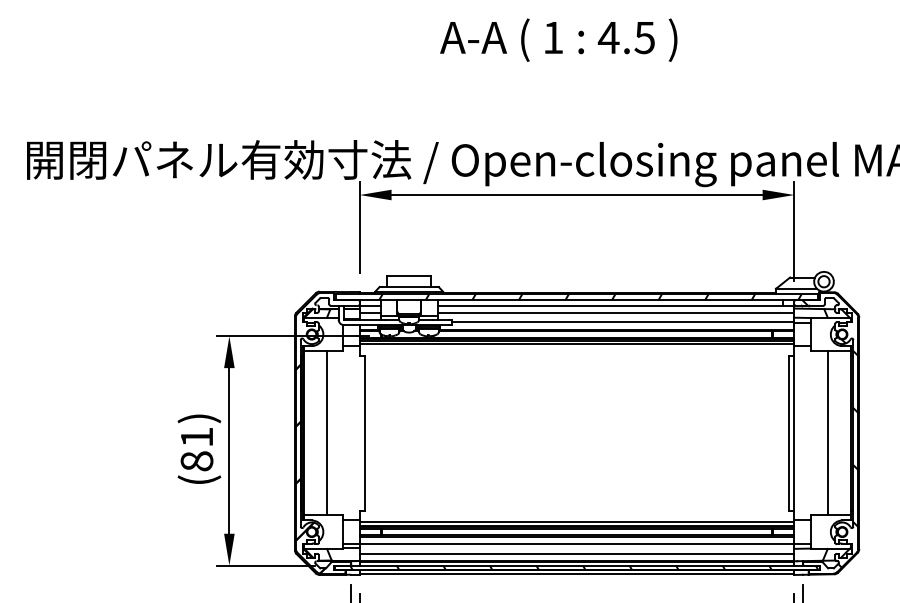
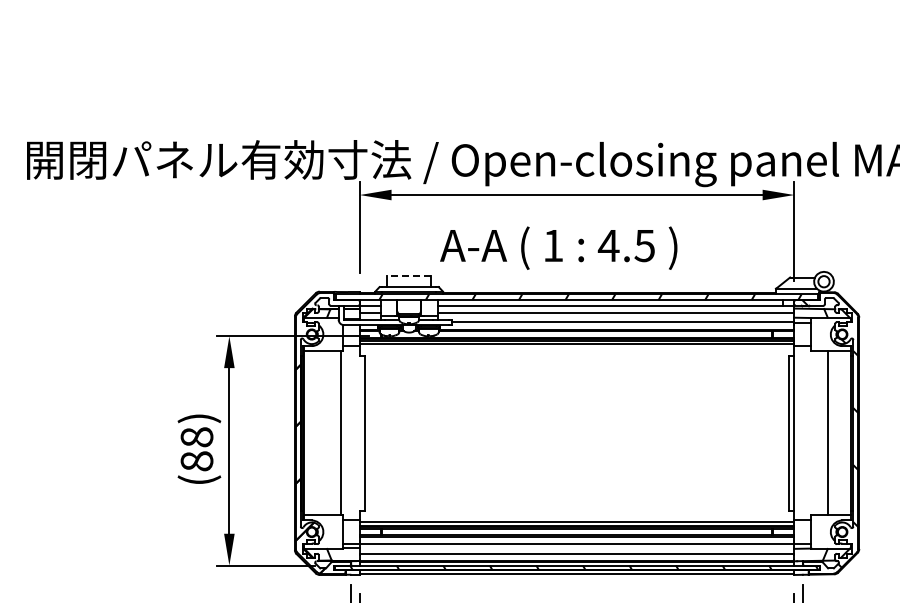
text position: (558, 39) -> (558, 247) (558, 247)
line: solid -> dashed (409, 275)
line position: (326, 433) -> (340, 433) (340, 433)
text: (81) -> (88) (196, 437)
